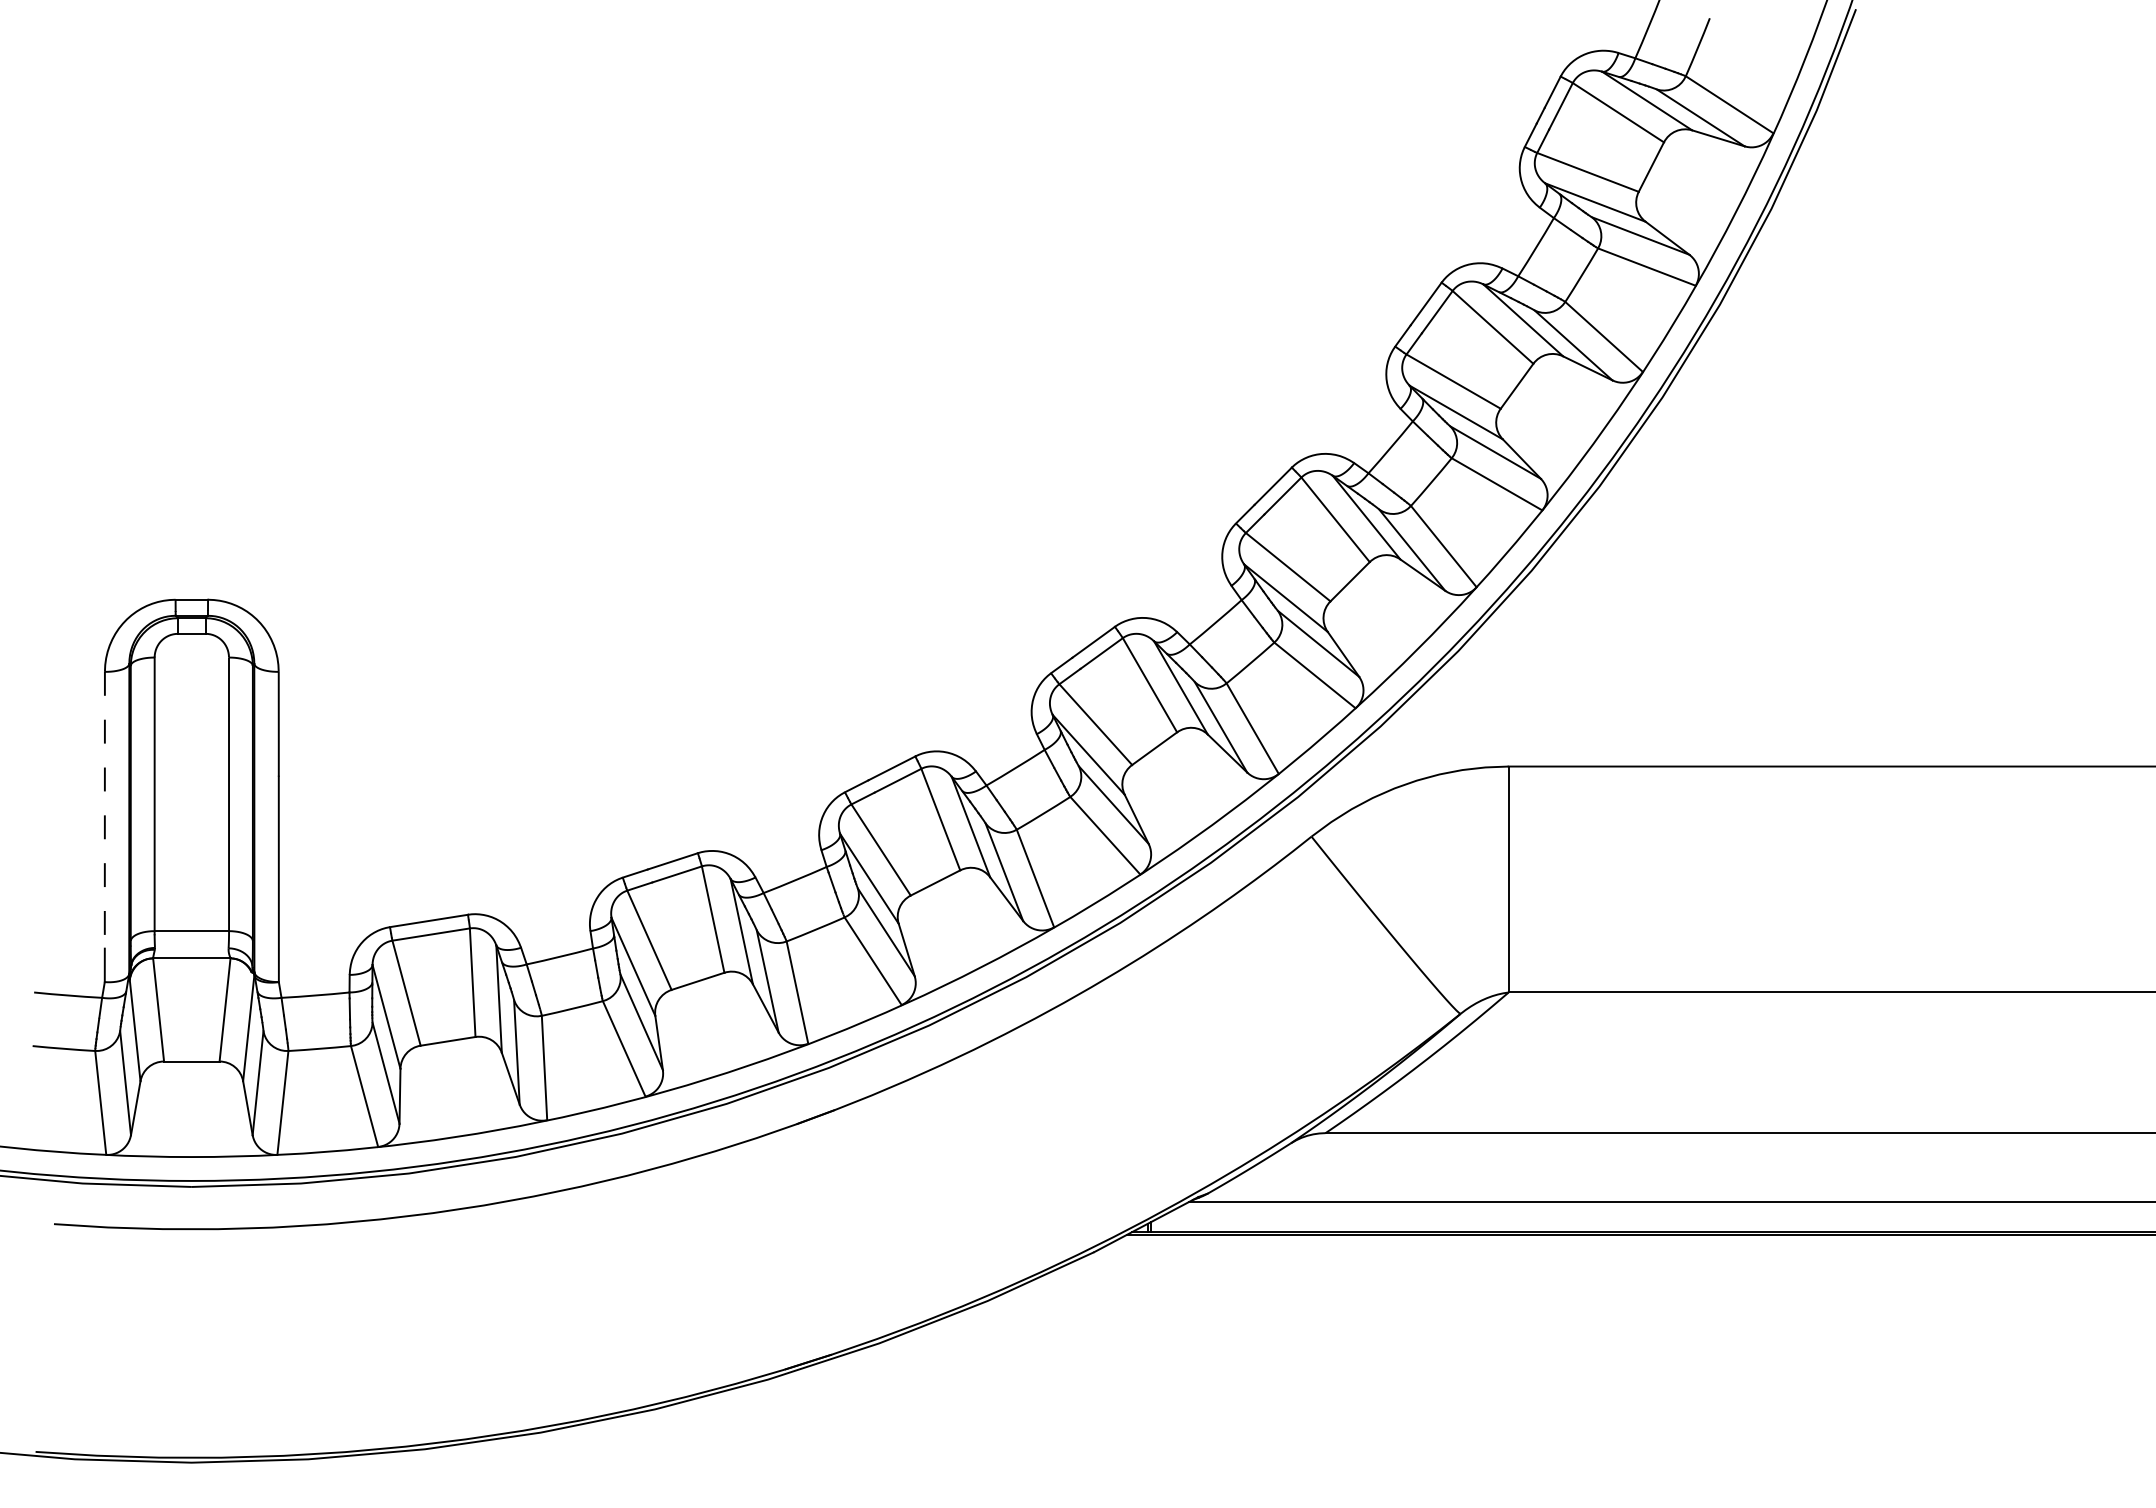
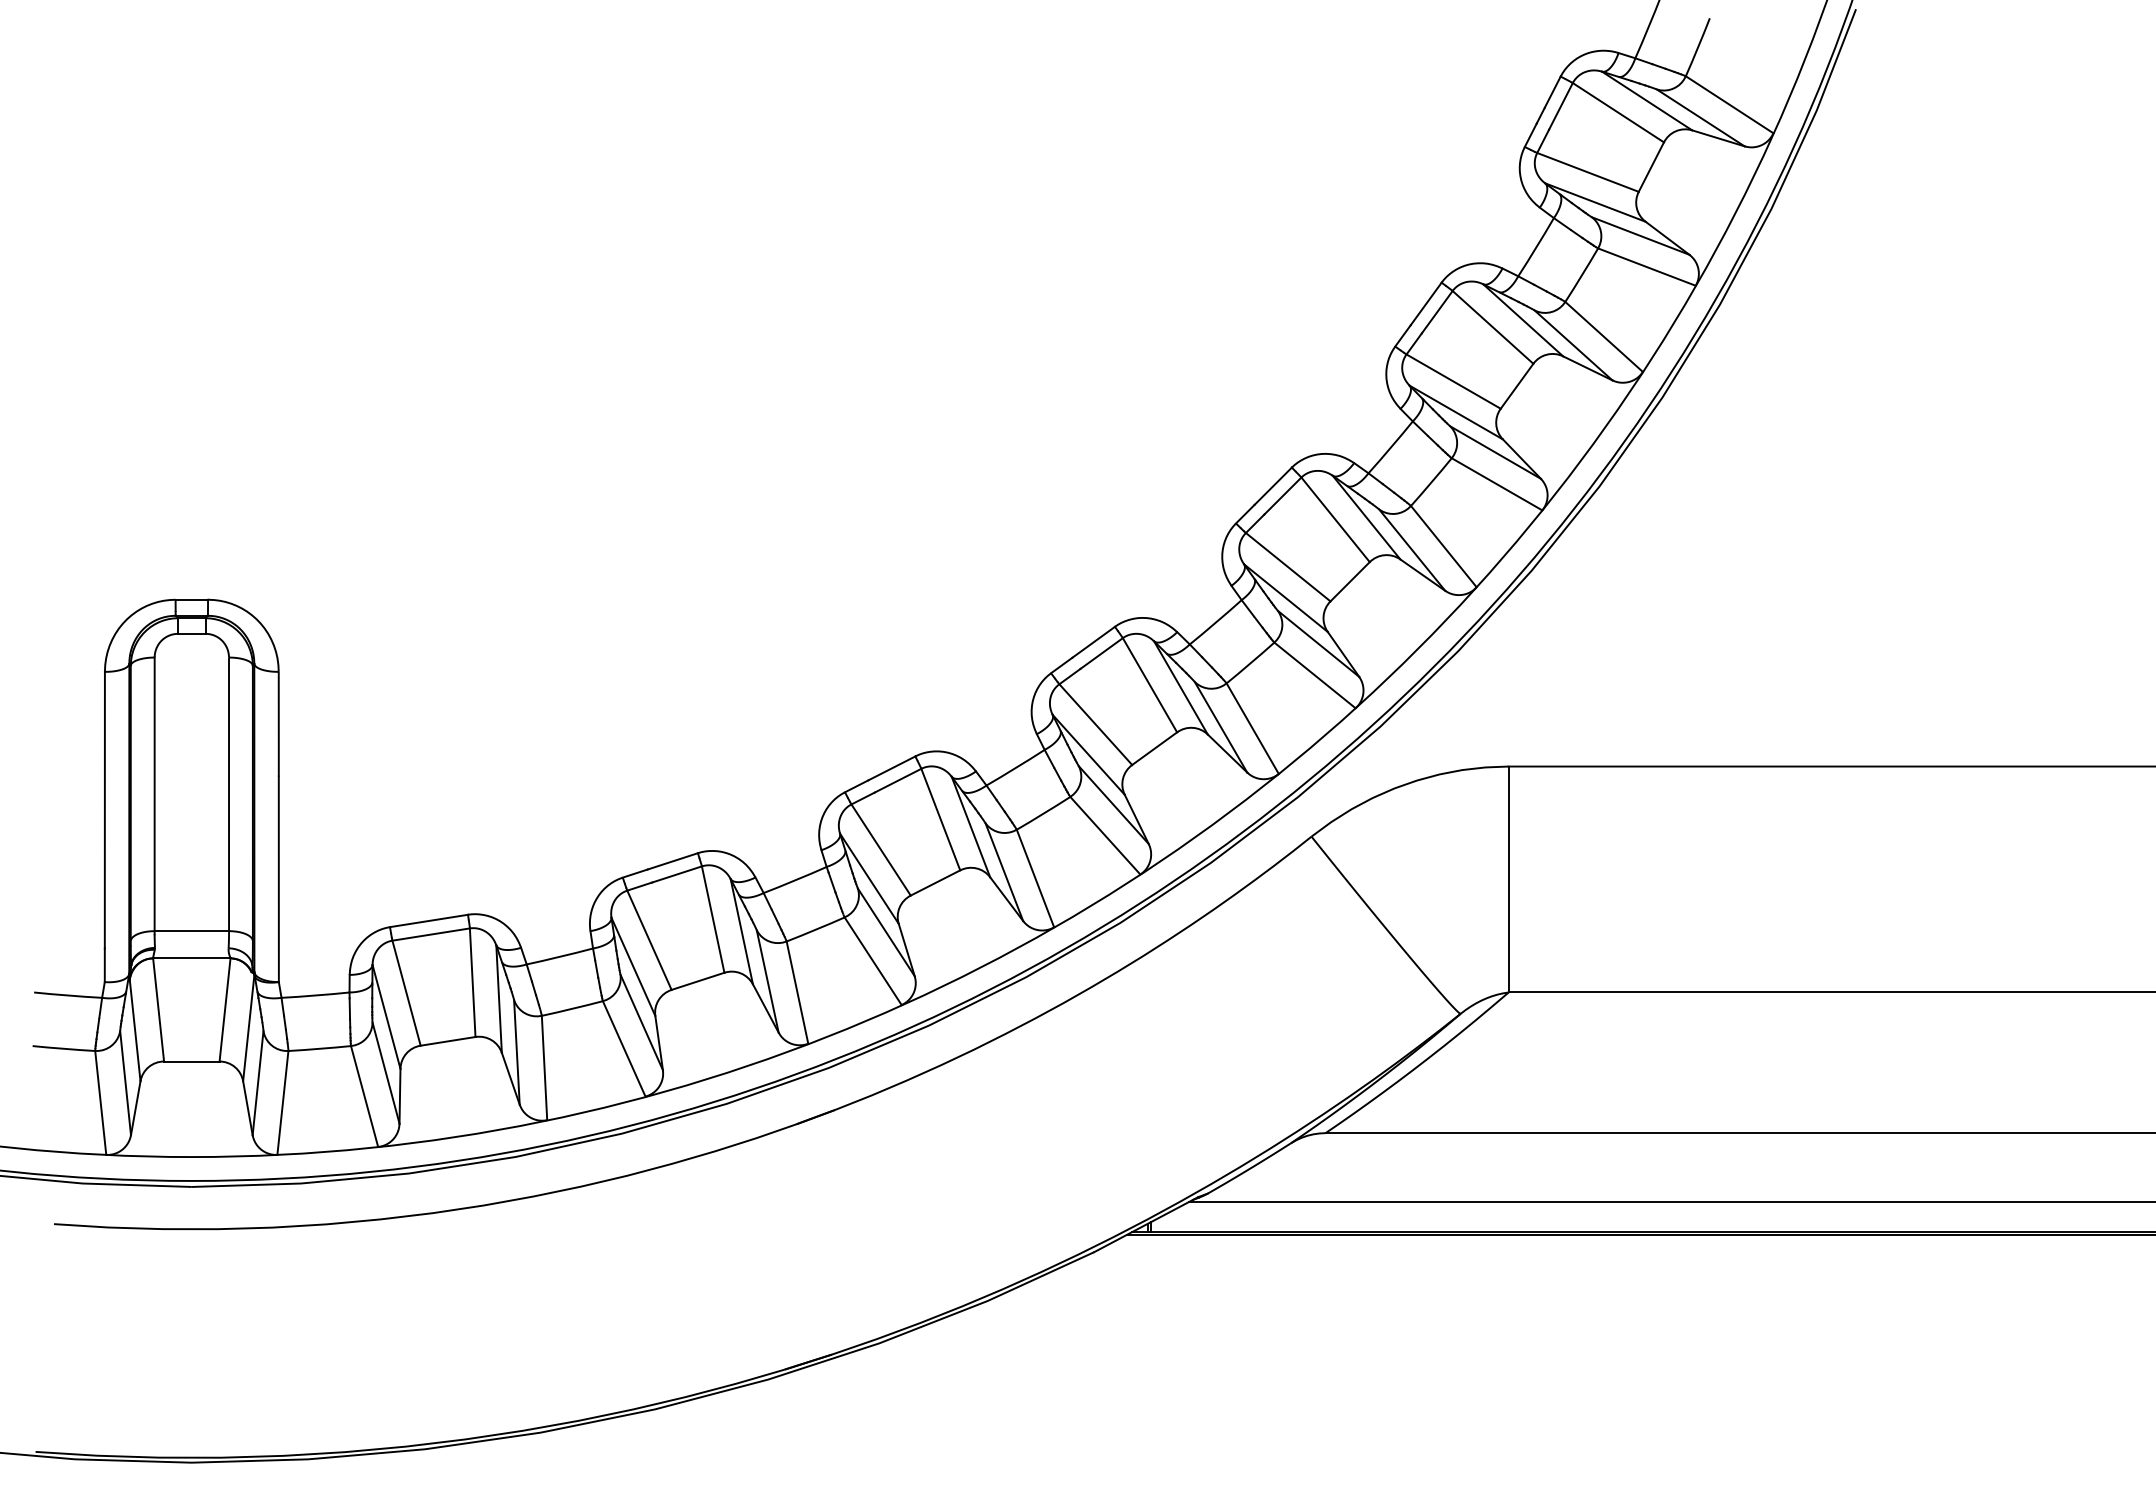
line: dashed -> solid (104, 810)
